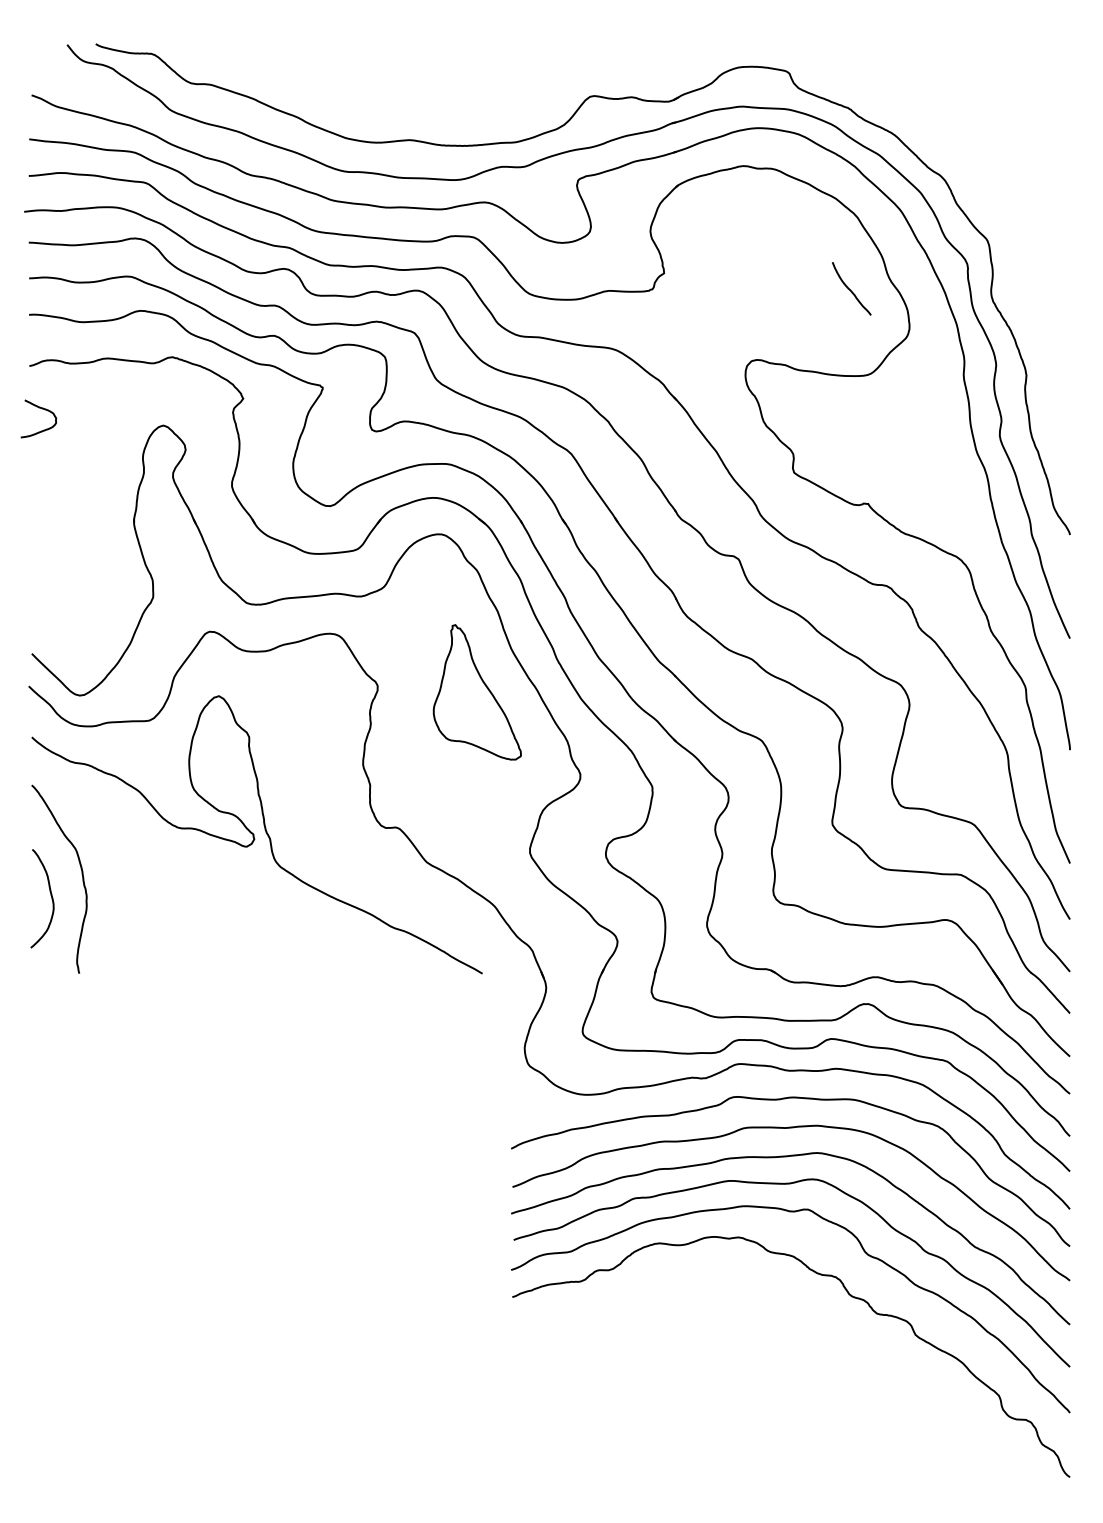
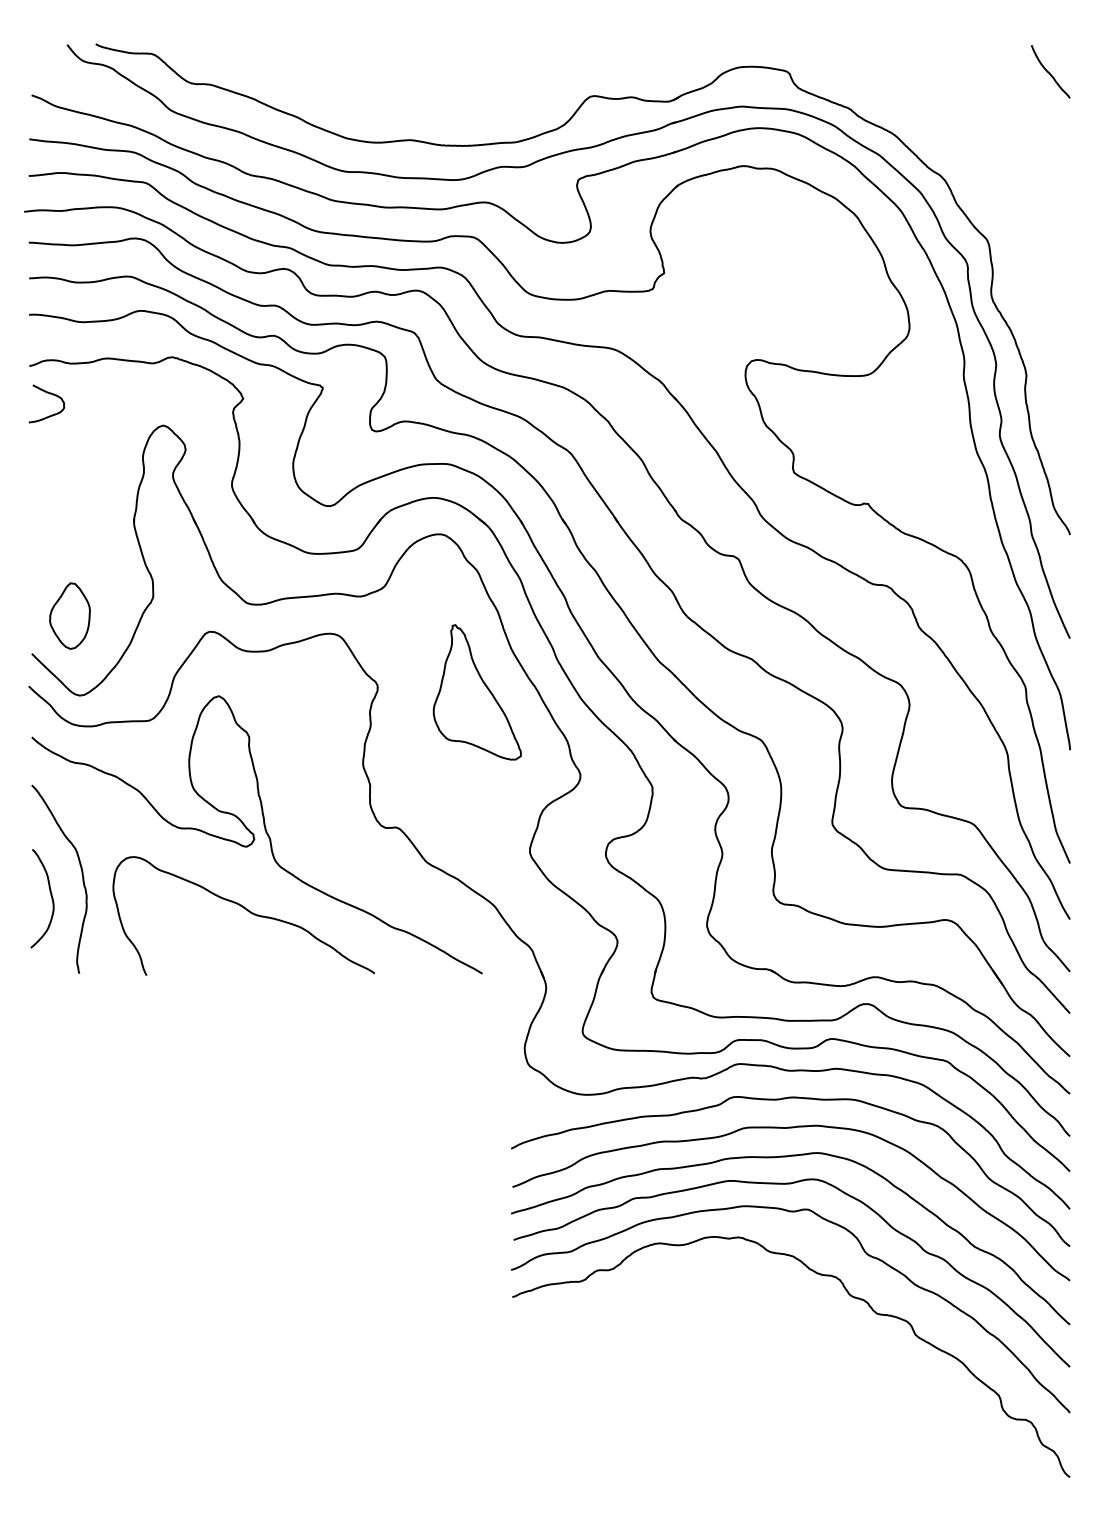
curve position: (850, 289) -> (1049, 72) (1049, 72)
curve position: (41, 409) -> (49, 394) (49, 394)
part: none -> present (69, 615)
curve: none -> present (247, 911)
